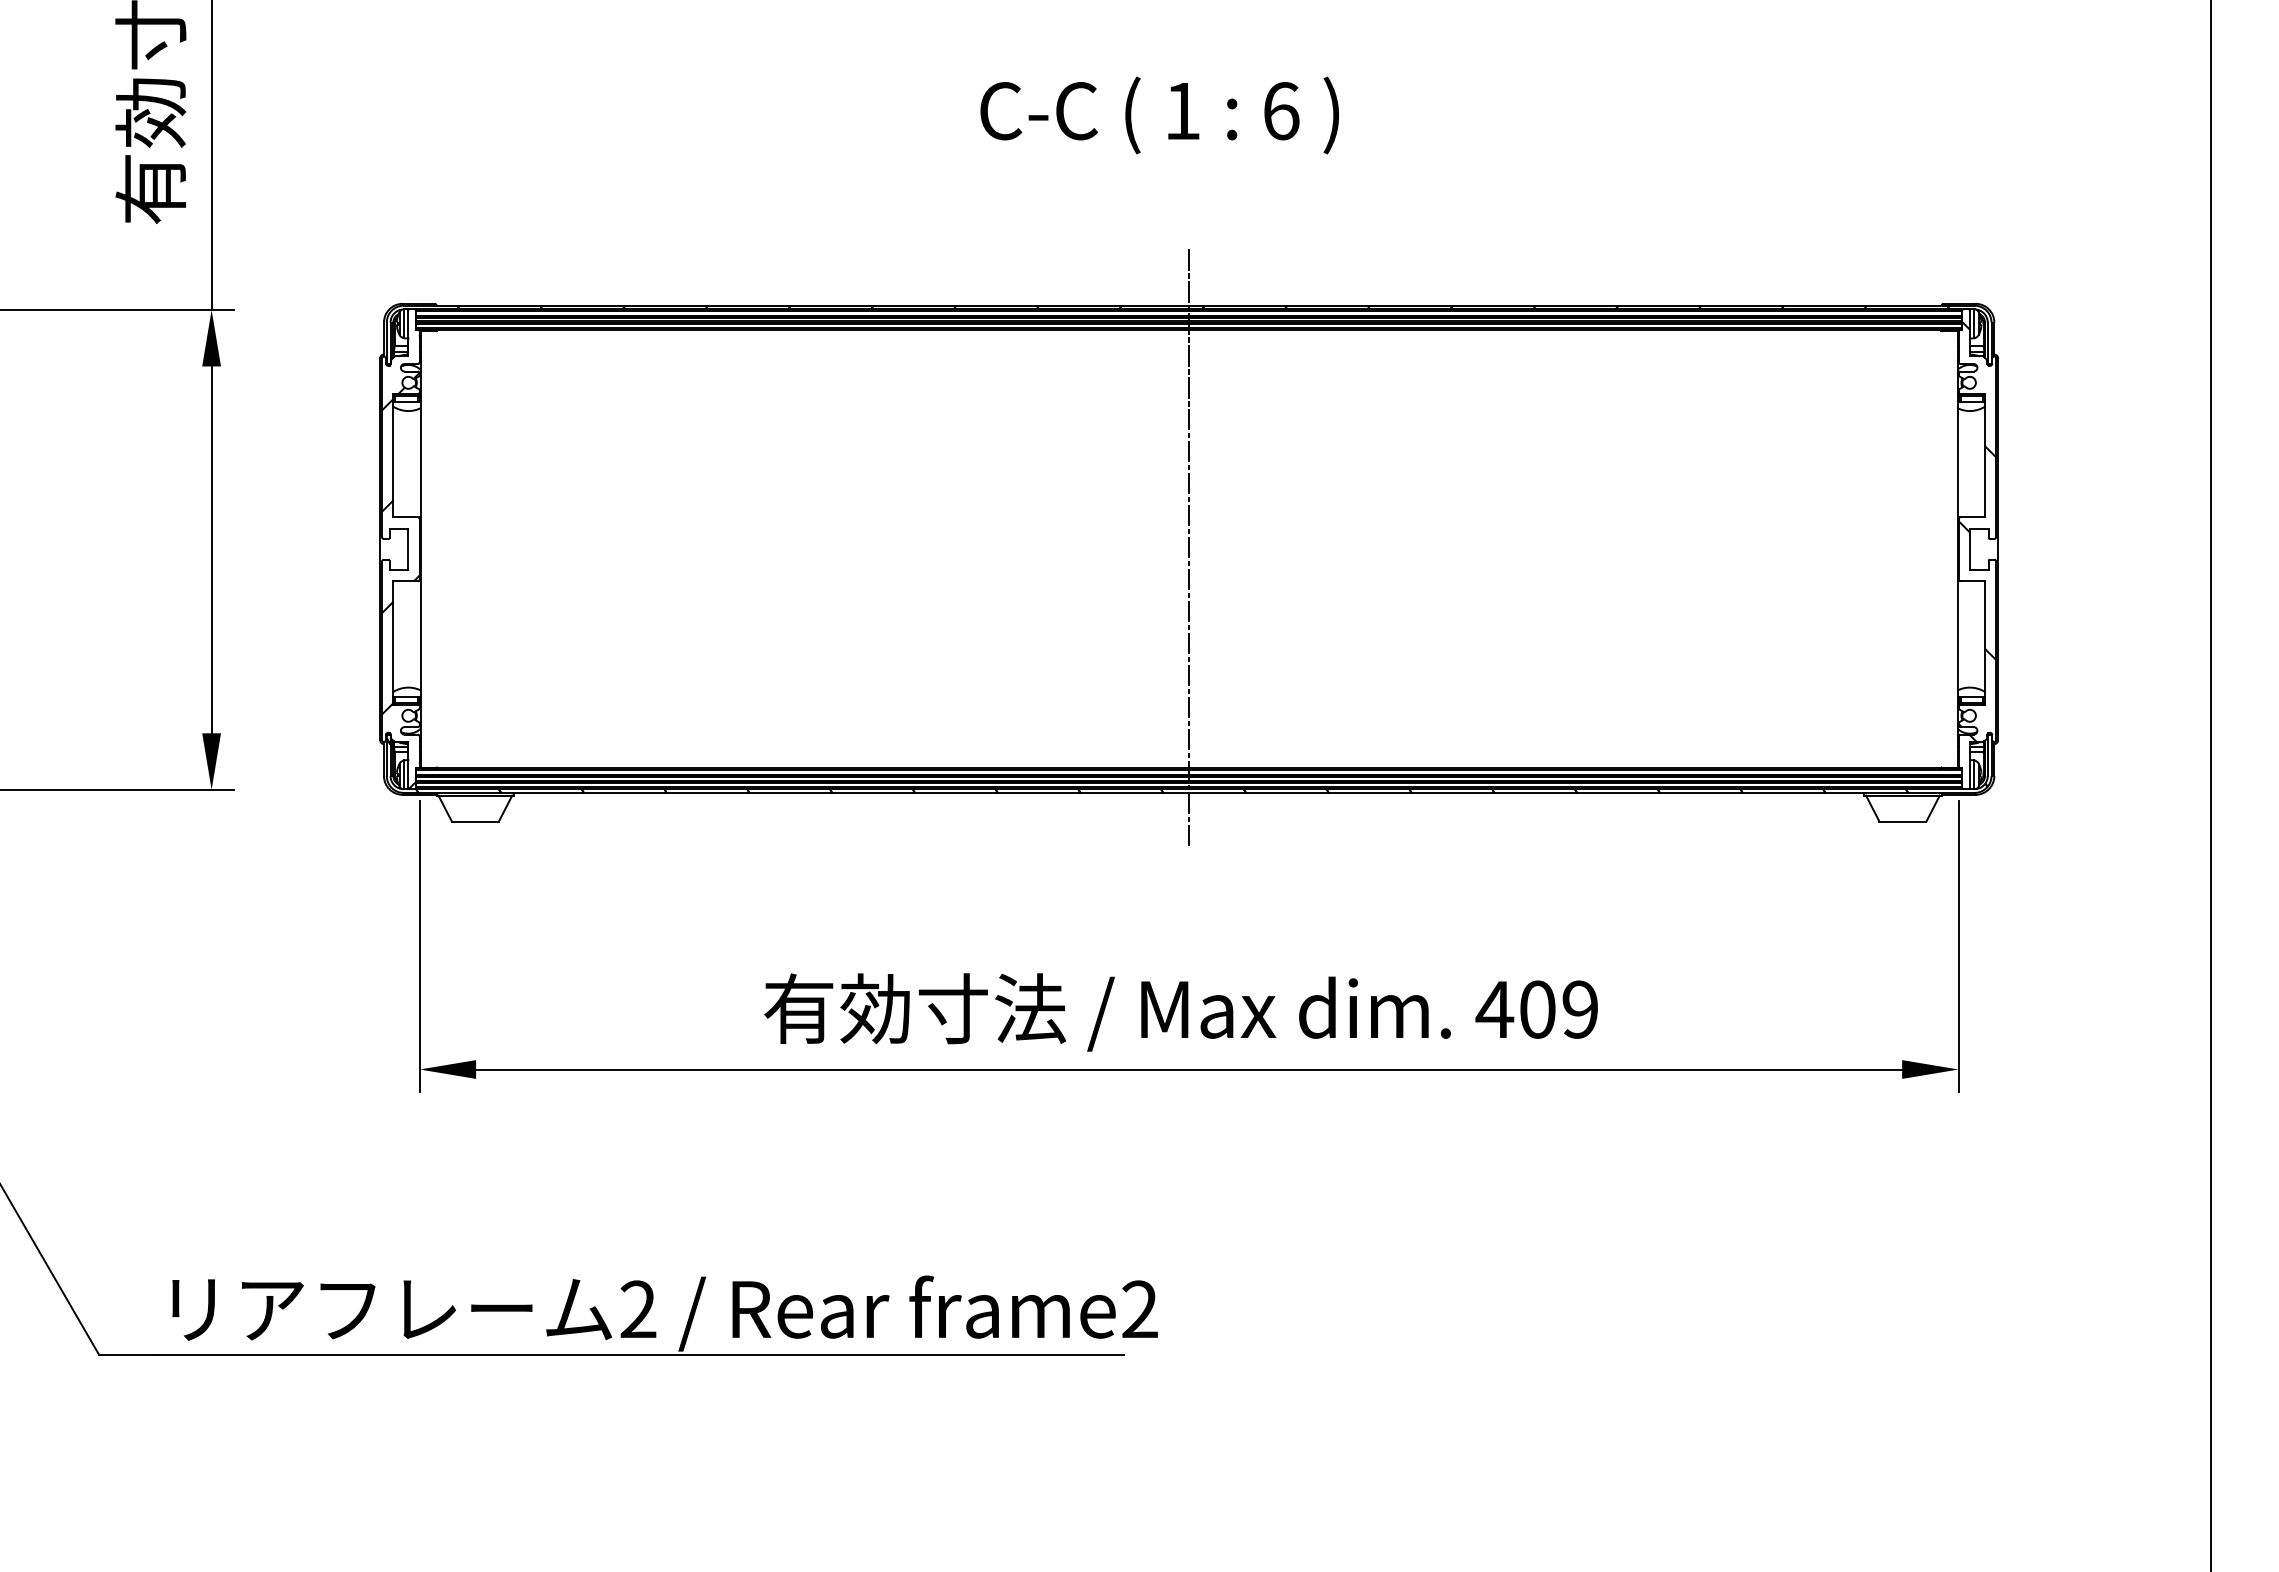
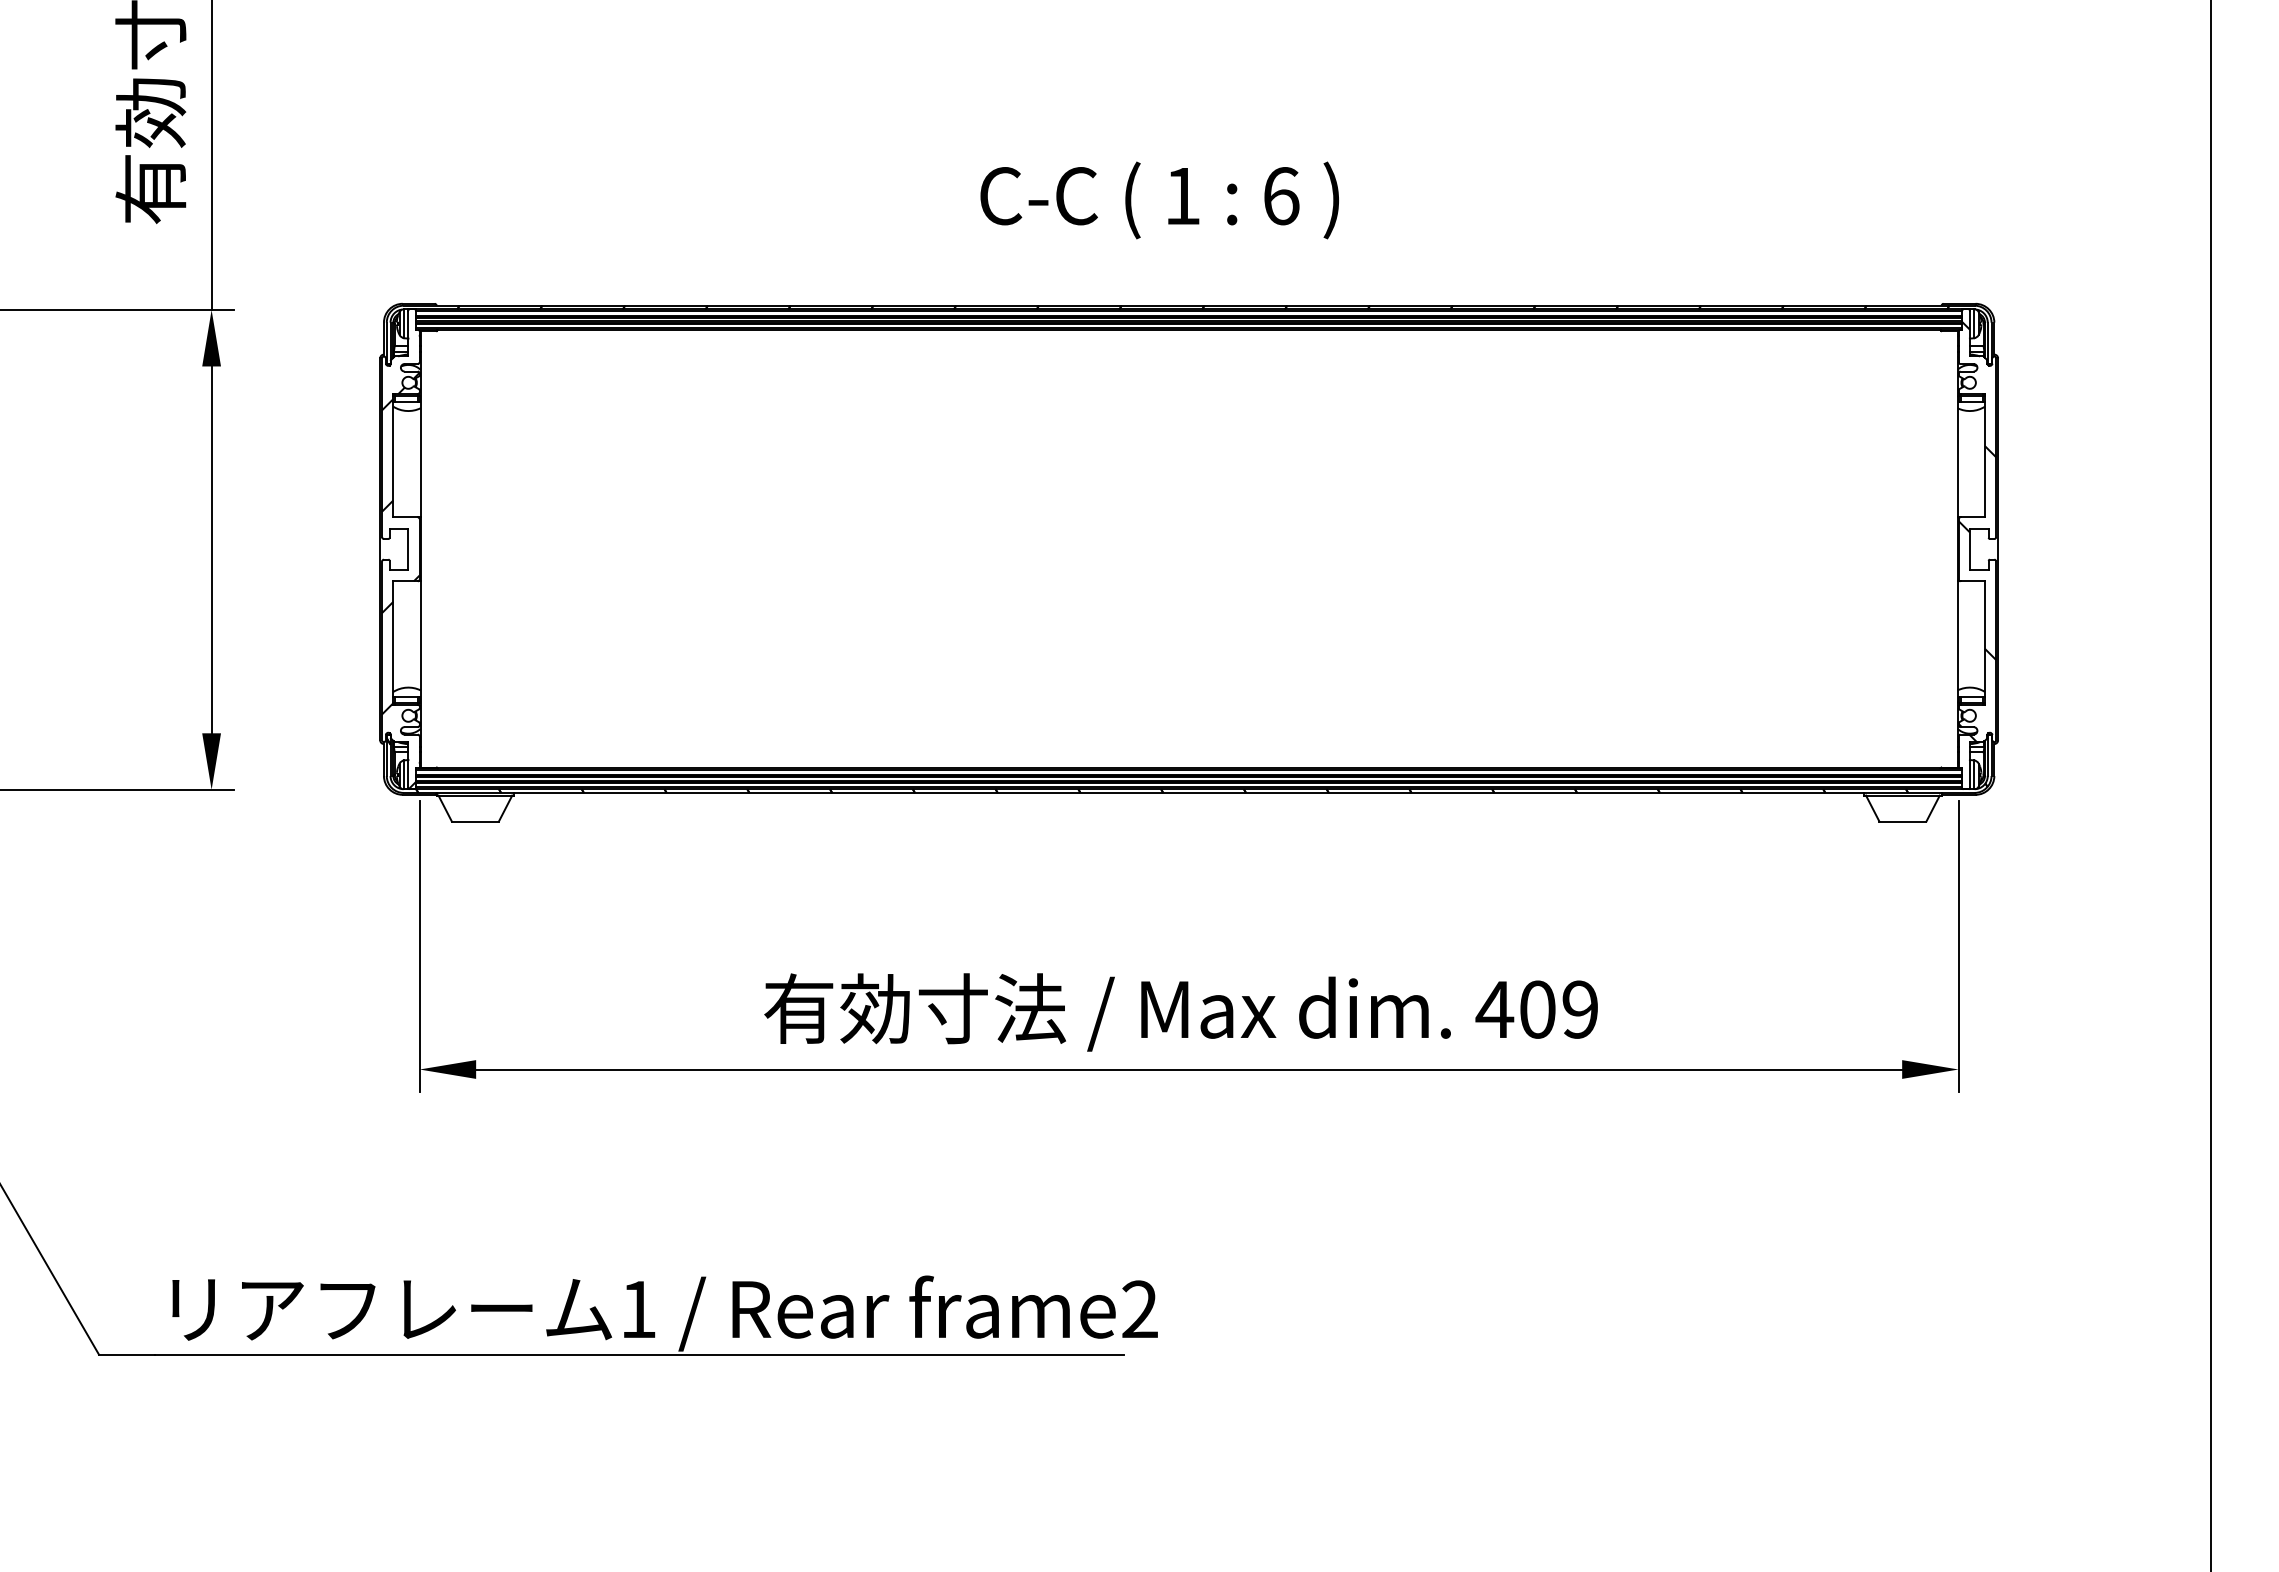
text position: (1159, 115) -> (1159, 200) (1159, 200)
line: present -> none (1189, 549)
text: 2 -> 1 (638, 1308)
